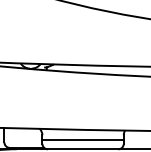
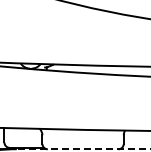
line: present -> none (82, 140)
line: solid -> dashed (83, 149)
